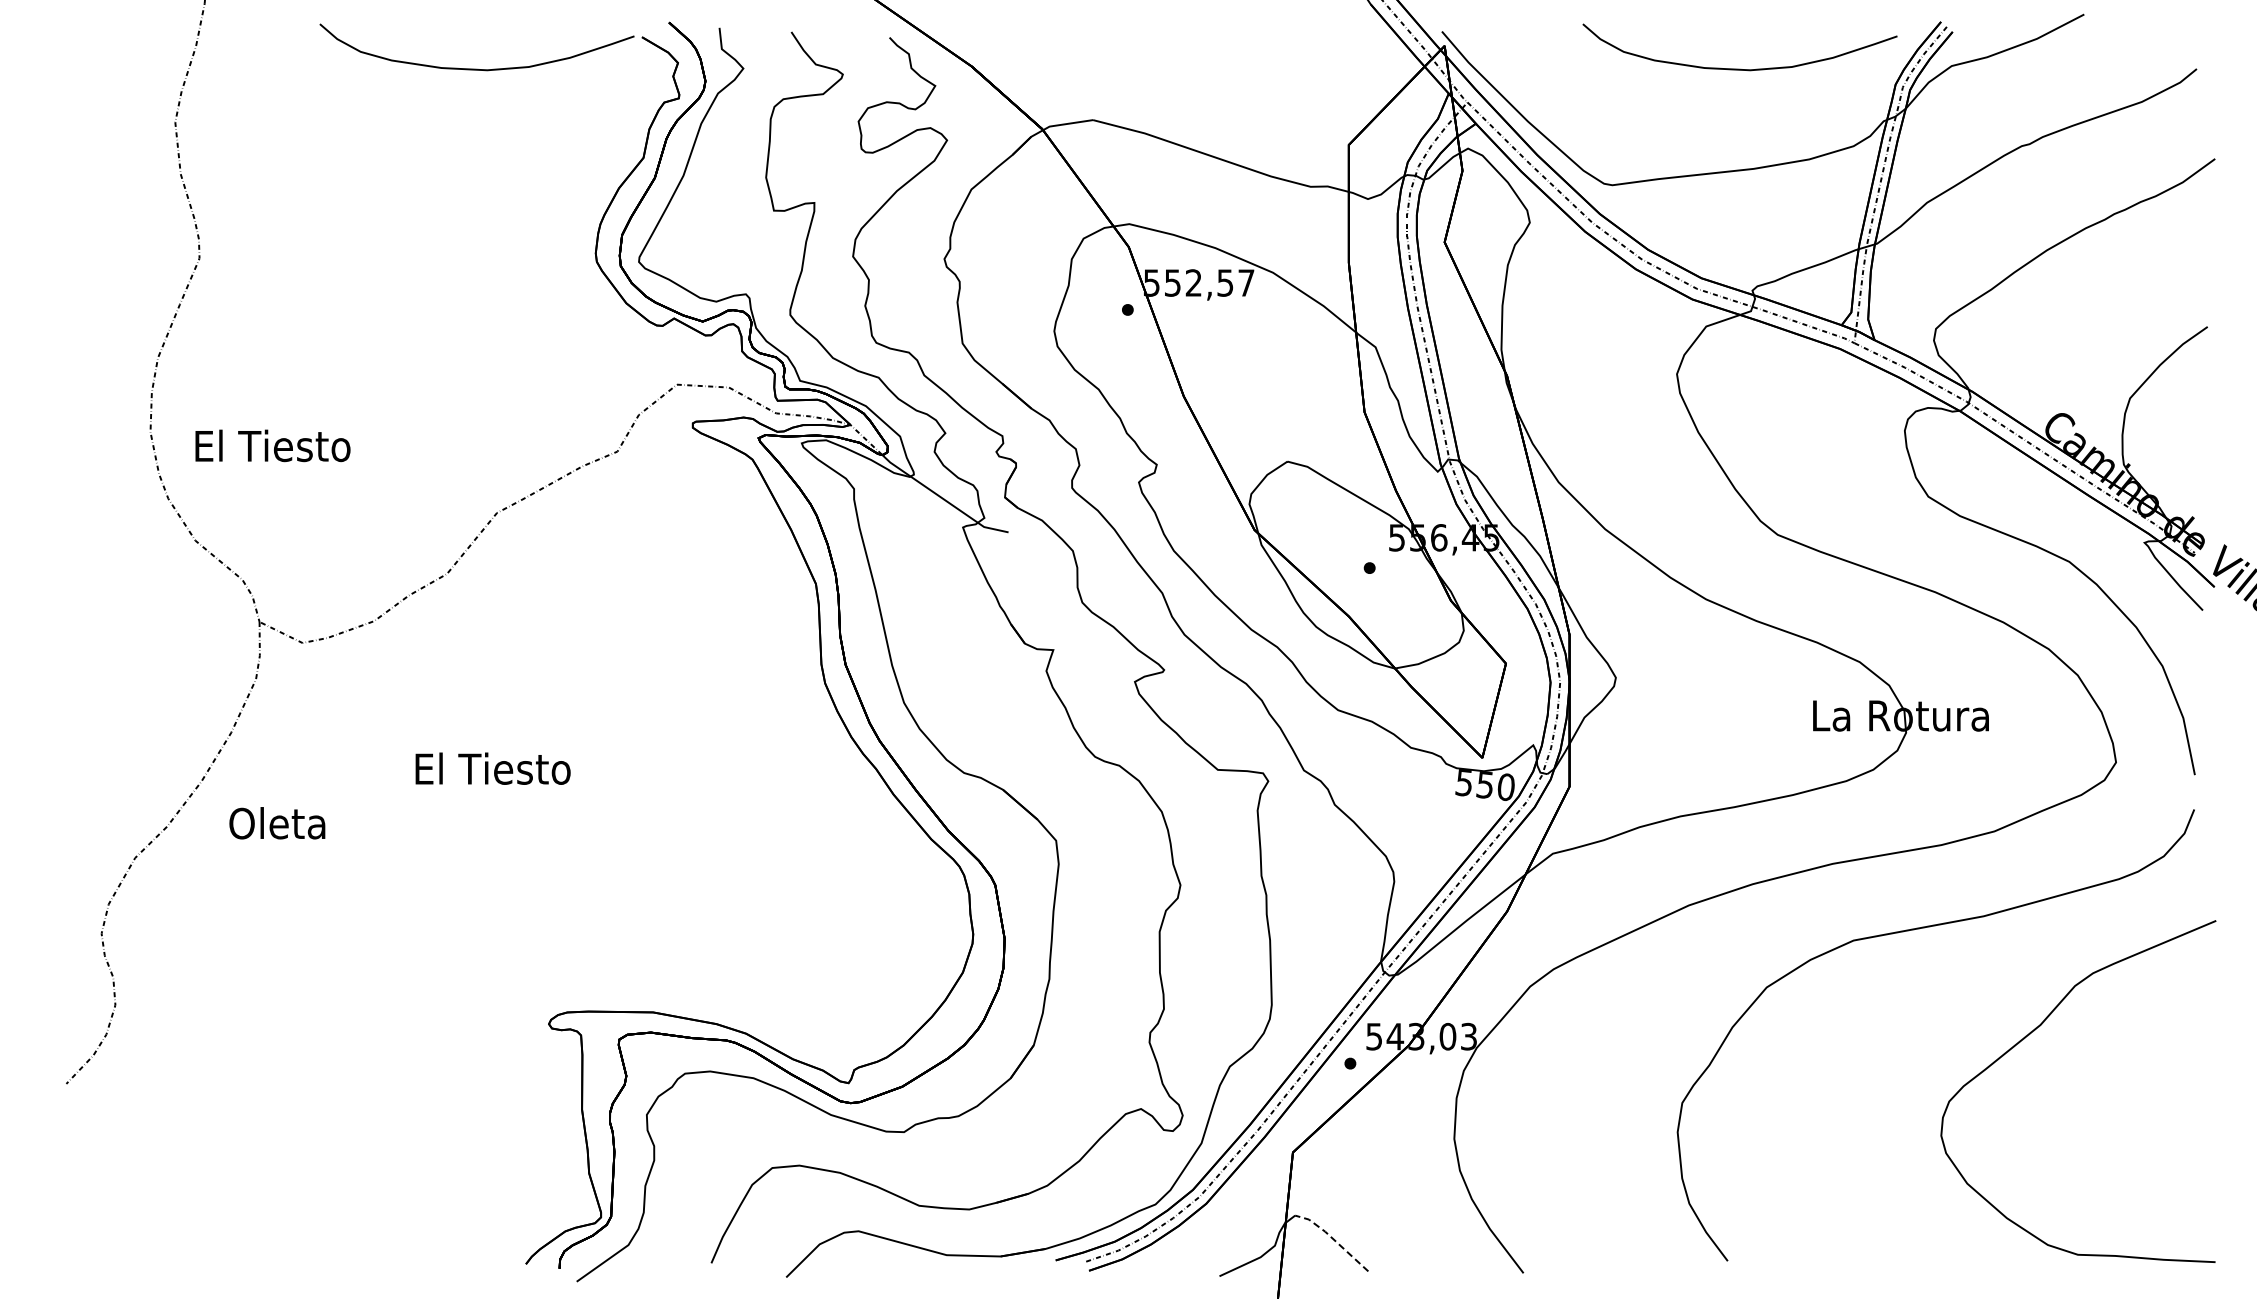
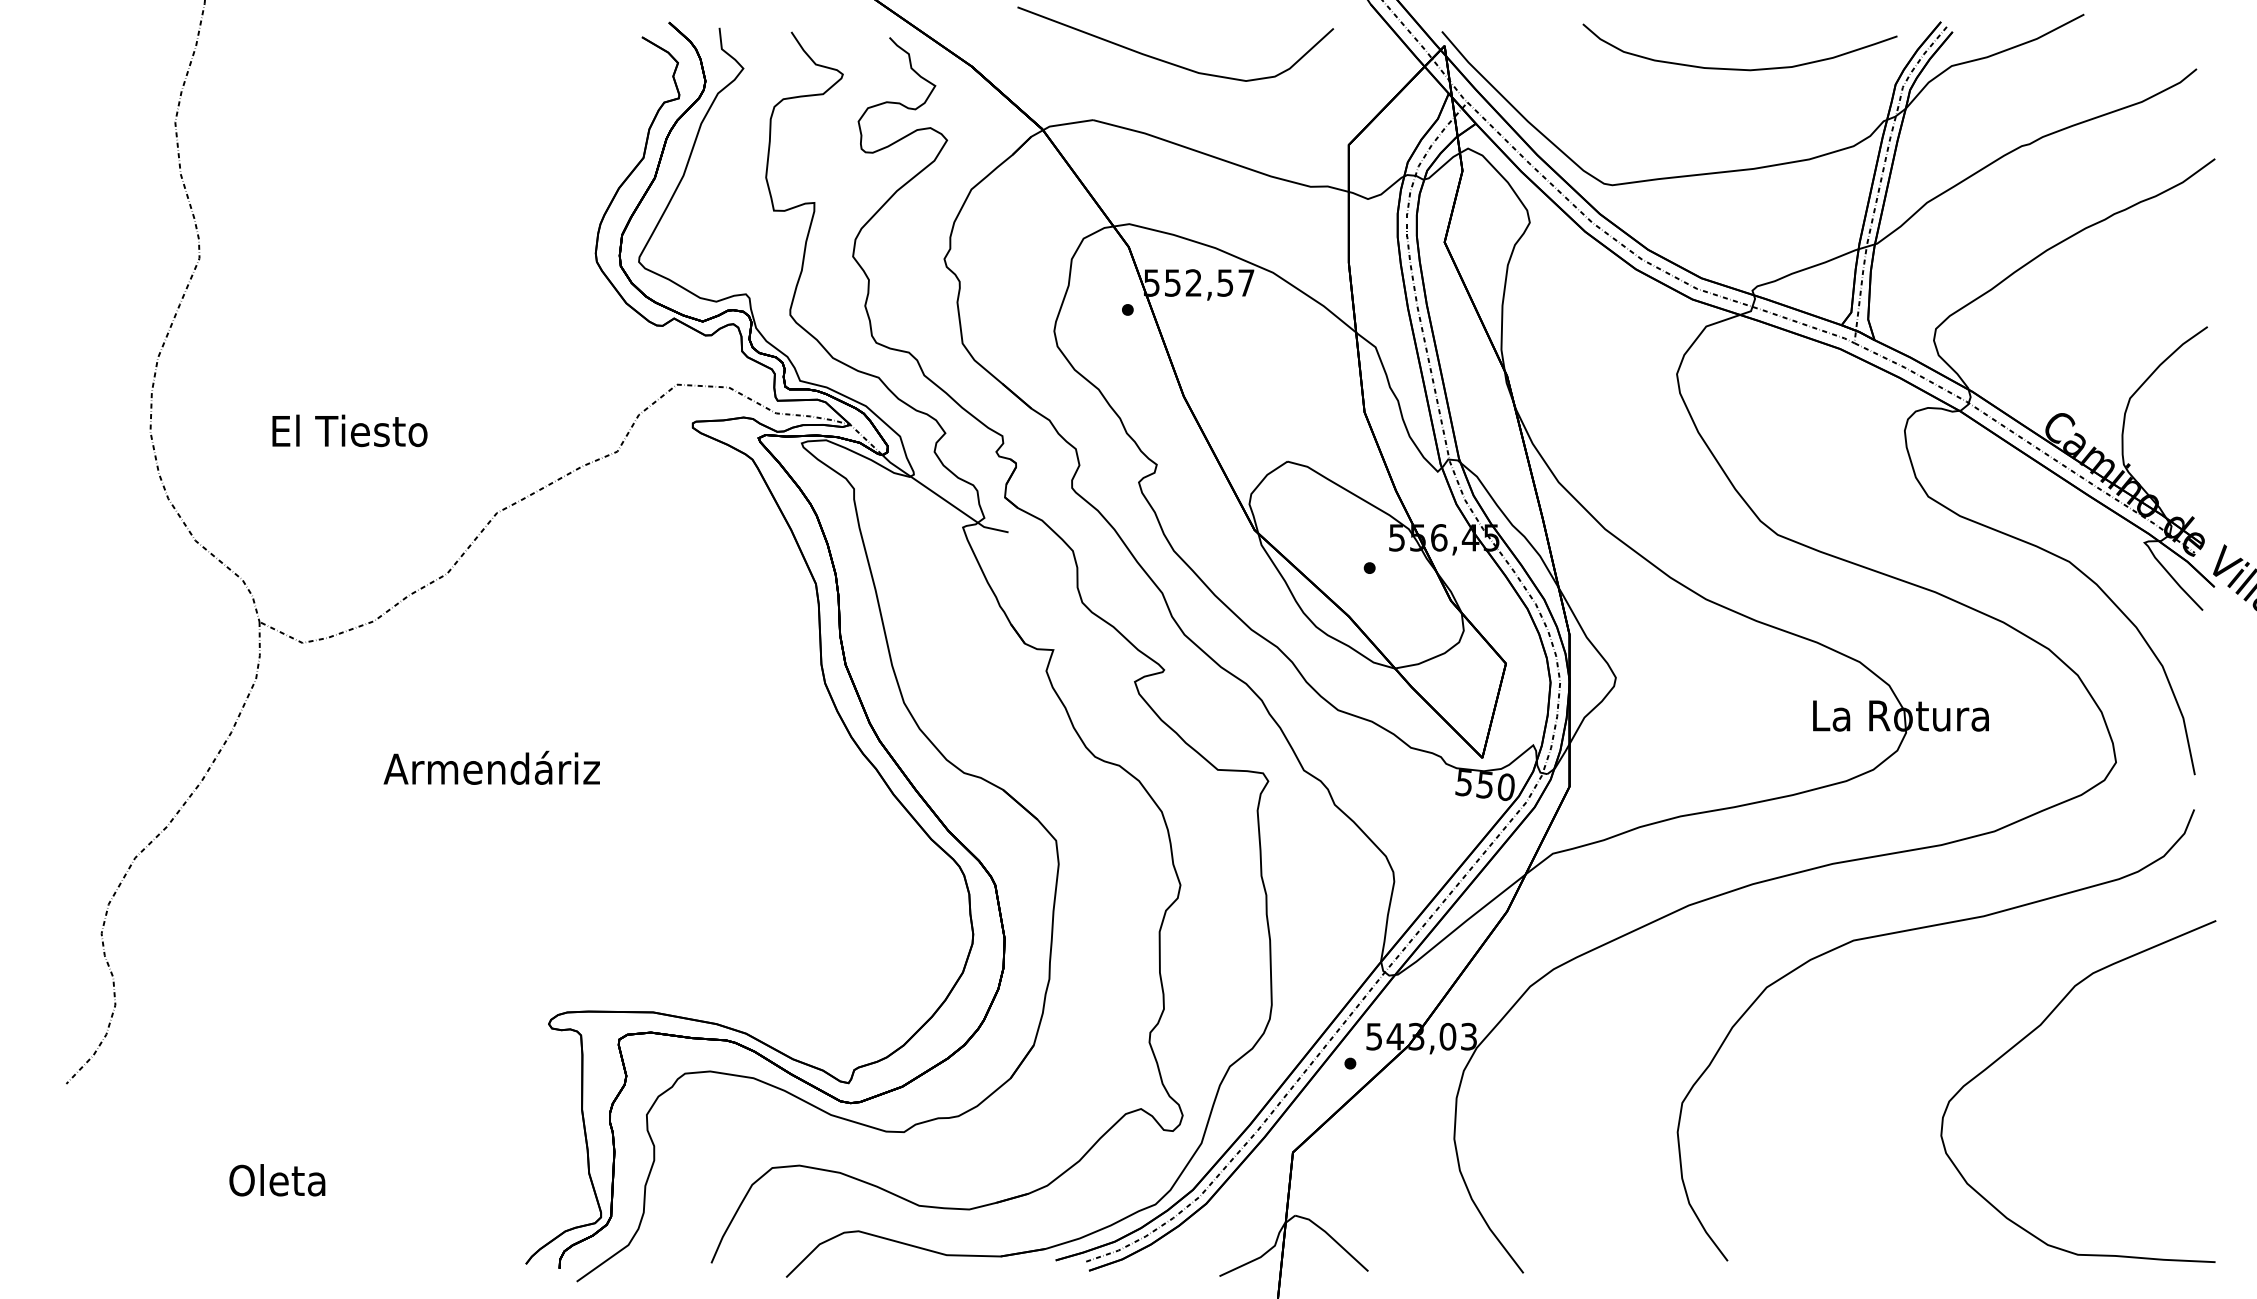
curve: none -> present (1168, 61)
curve: present -> none (476, 68)
text position: (272, 445) -> (349, 430) (349, 430)
text: El Tiesto -> Armendáriz (491, 767)
text position: (277, 823) -> (277, 1180) (277, 1180)
line: dashed -> solid (1332, 1238)
